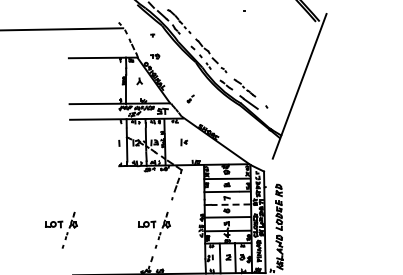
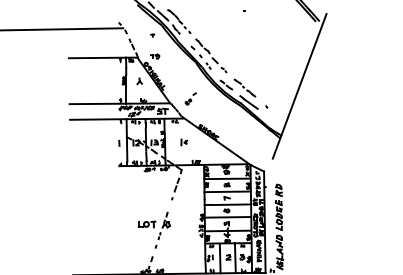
part size: 9x10 px -> 13x14 px (190, 98)
line: dashed -> solid (230, 204)
part: present -> none (61, 229)
